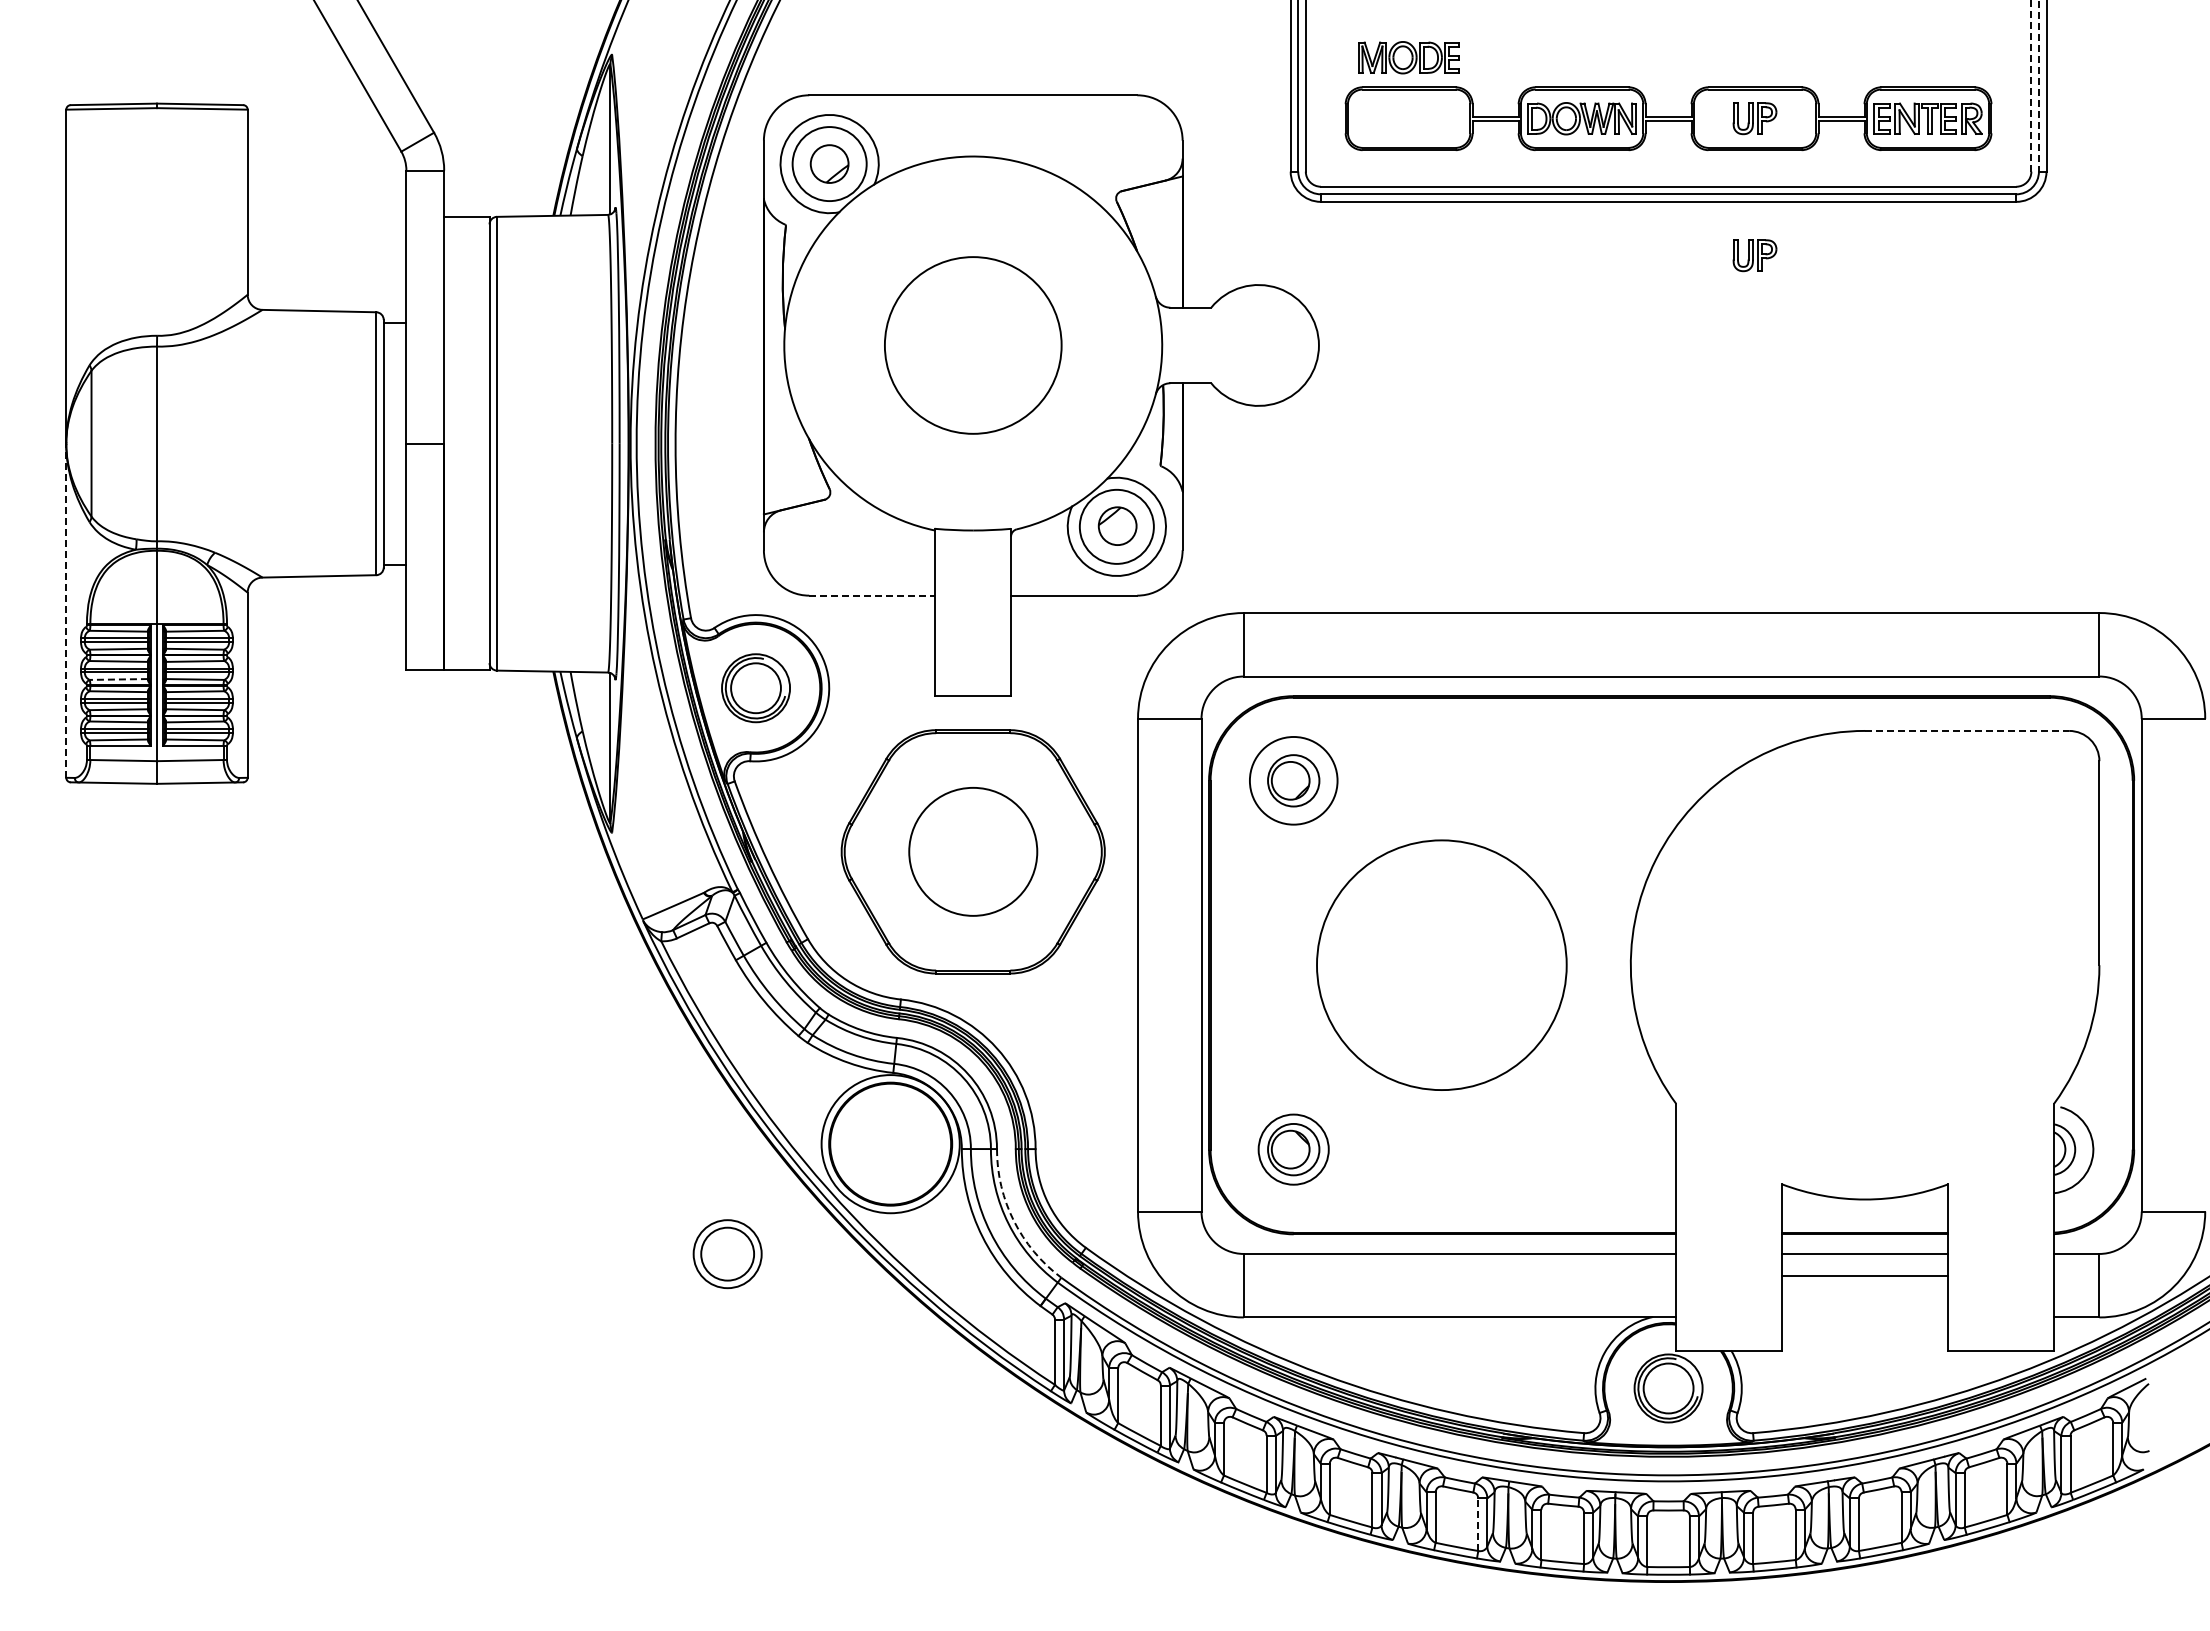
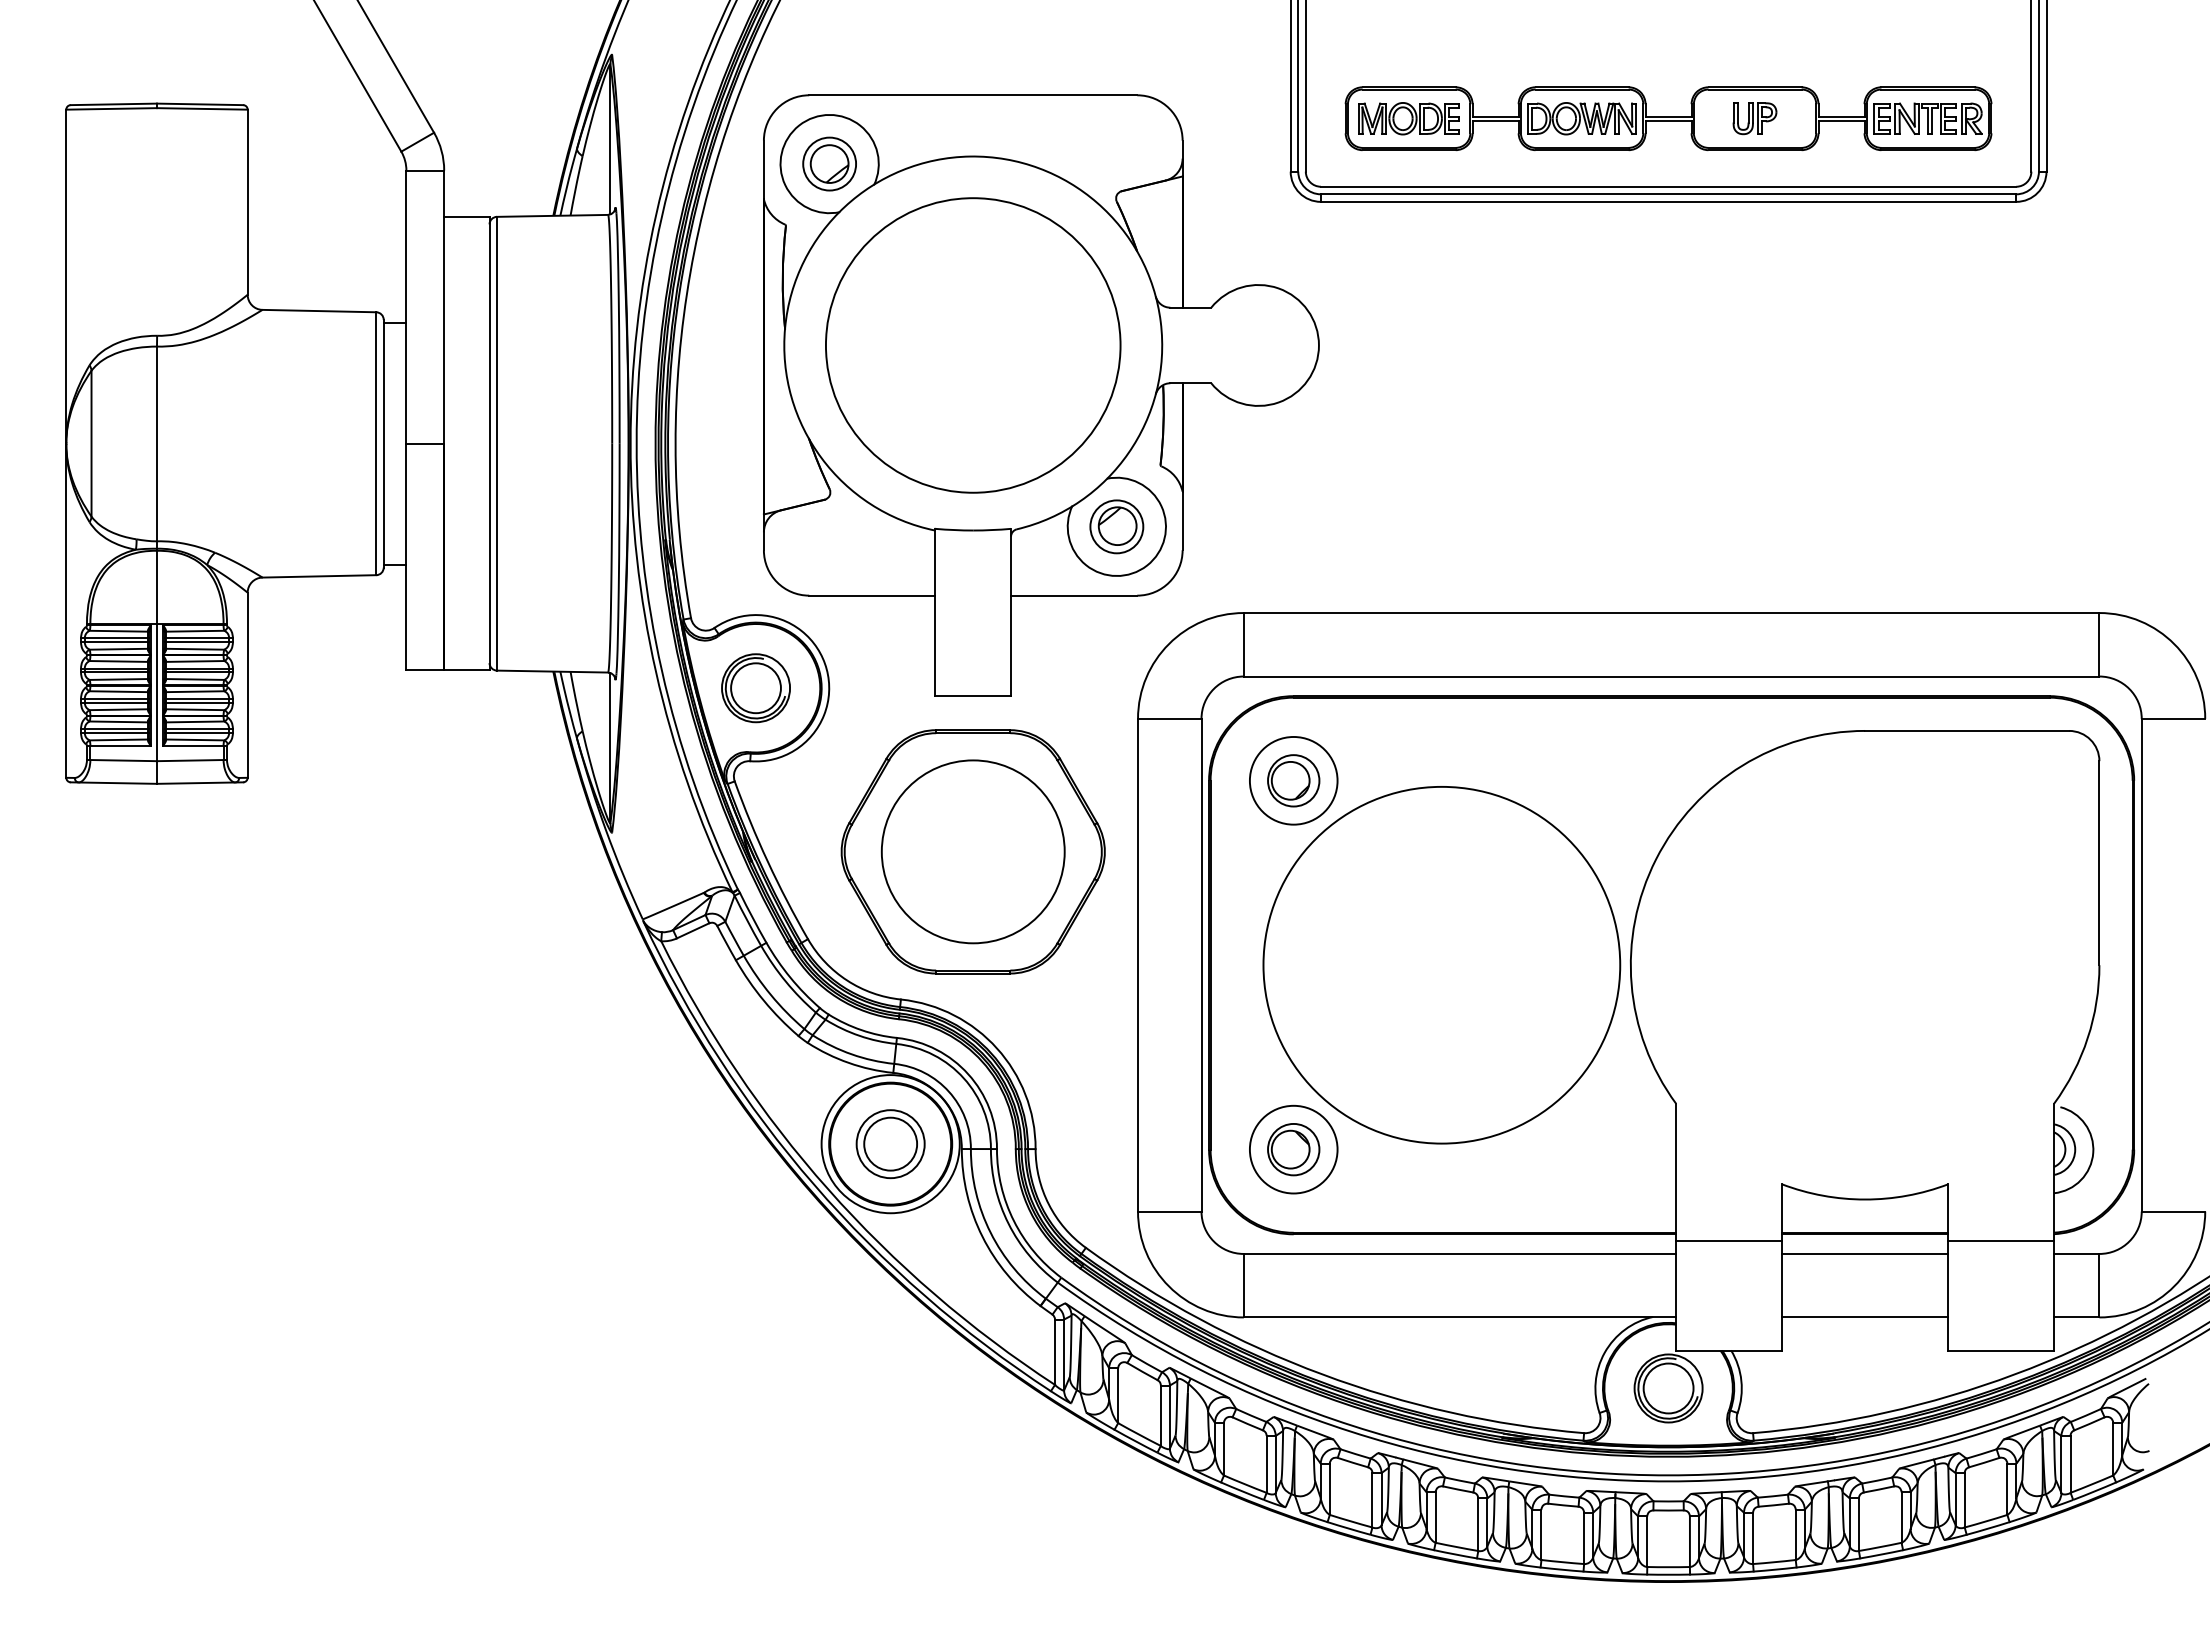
part position: (1408, 57) -> (1408, 118) (1408, 118)
line: dashed -> solid (2031, 85)
line: dashed -> solid (2038, 85)
circle diameter: 74 px -> 53 px (829, 163)
part: present -> none (1754, 255)
circle diameter: 177 px -> 295 px (972, 345)
circle diameter: 74 px -> 53 px (1116, 526)
line: dashed -> solid (872, 595)
line: dashed -> solid (66, 610)
line: dashed -> solid (118, 679)
line: dashed -> solid (1967, 730)
circle diameter: 128 px -> 183 px (972, 851)
circle diameter: 250 px -> 357 px (1441, 964)
circle diameter: 70 px -> 88 px (1293, 1149)
arc: dashed -> solid (1013, 1221)
line: none -> present (1728, 1240)
line: none -> present (2001, 1240)
part position: (727, 1254) -> (890, 1144) (890, 1144)
line position: (1864, 1276) -> (1864, 1317) (1864, 1317)
line: dashed -> solid (1478, 1524)
